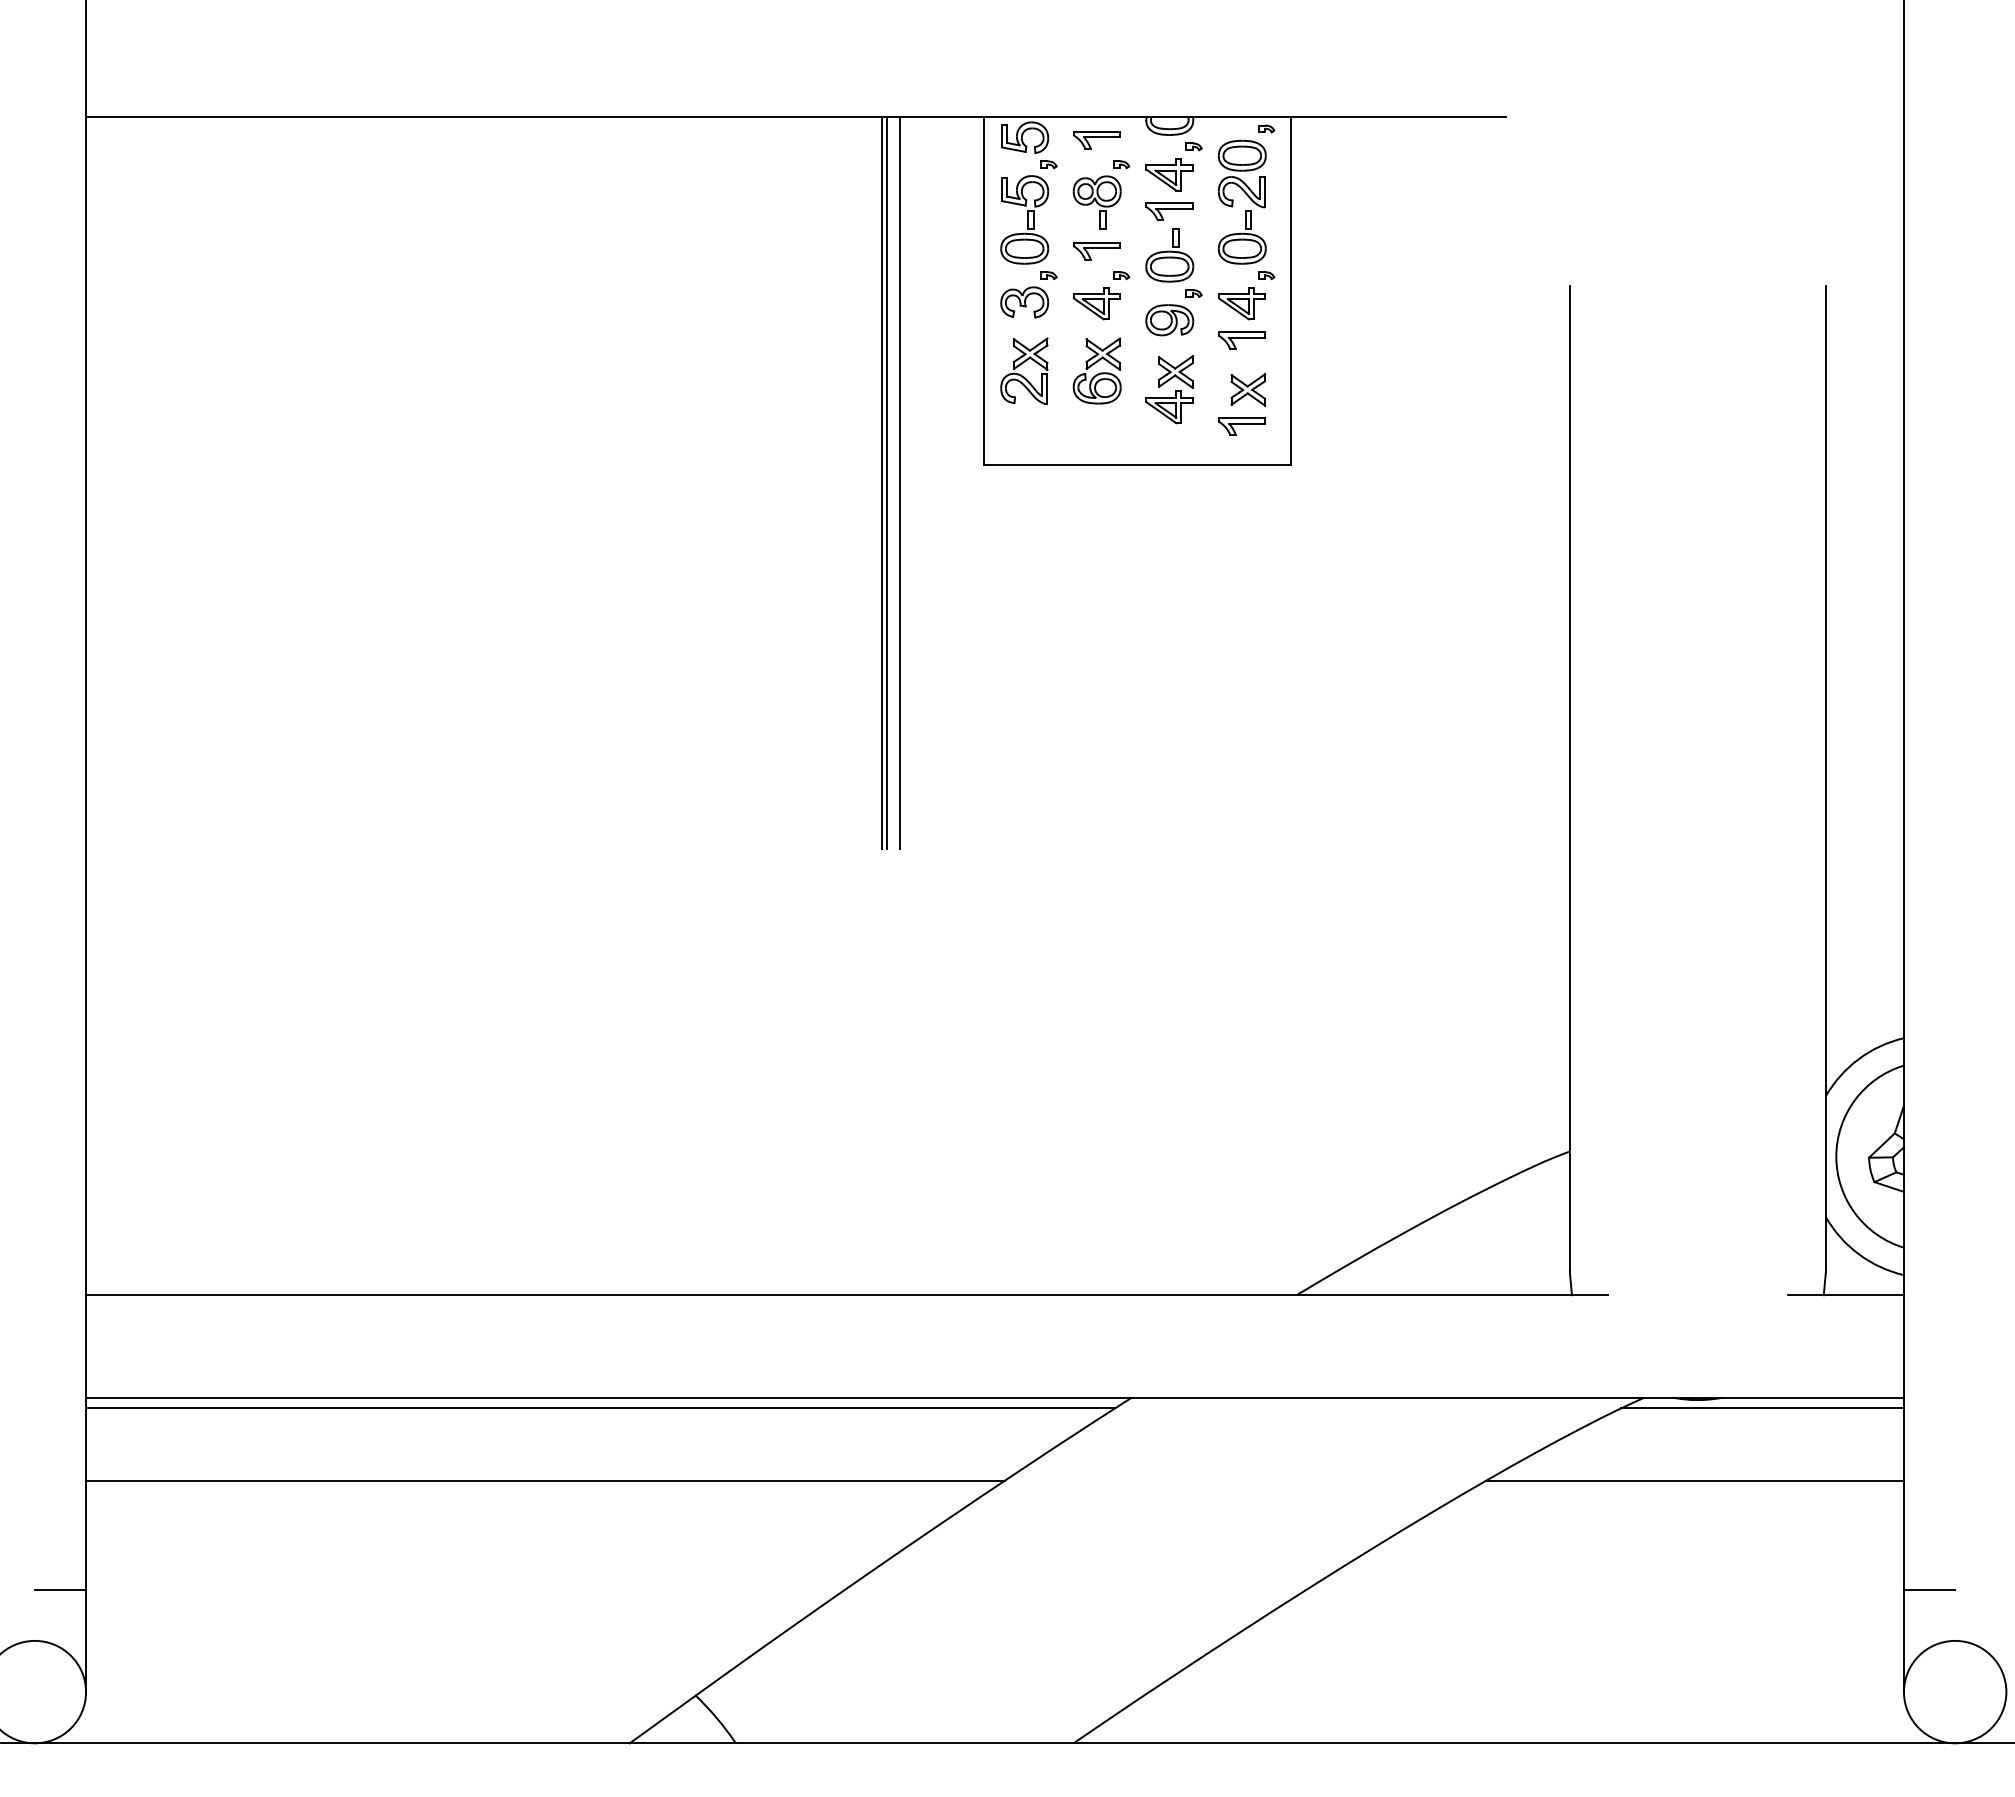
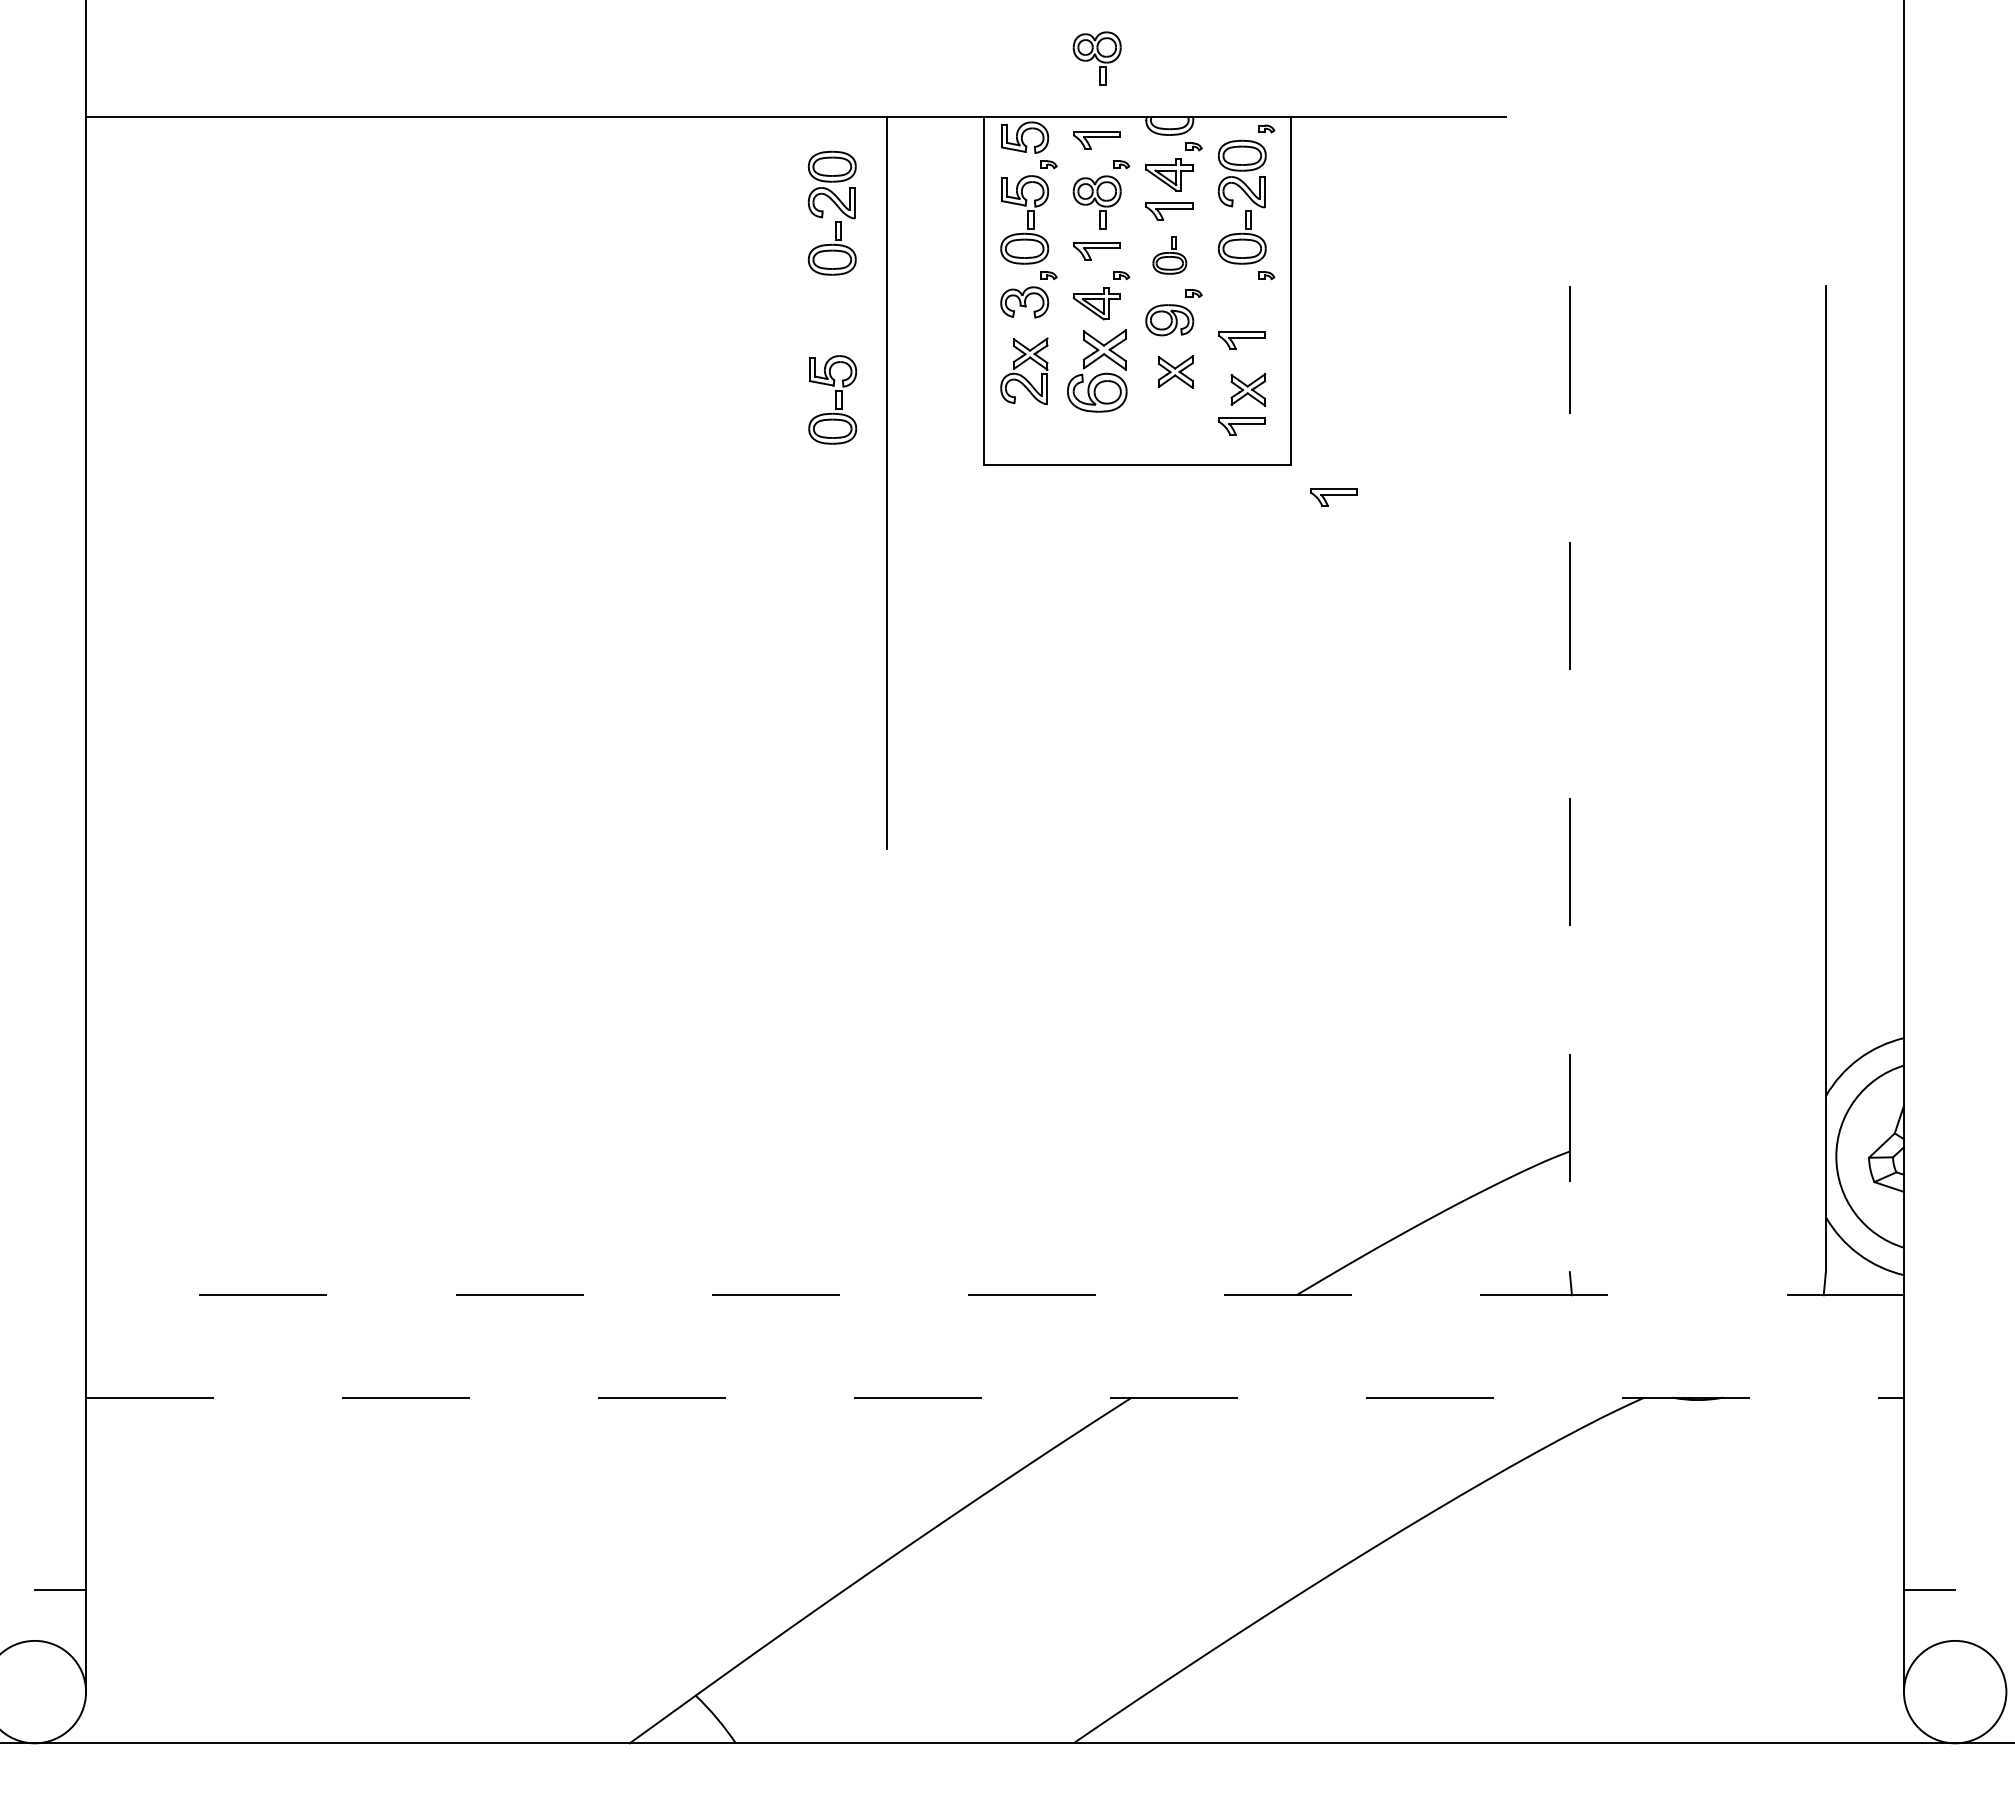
part: none -> present (1096, 58)
part: none -> present (836, 206)
part size: 50x55 px -> 36x39 px (1169, 255)
part: present -> none (1241, 303)
part size: 50x68 px -> 61x84 px (1097, 370)
part: none -> present (832, 399)
part: present -> none (1169, 407)
line: present -> none (881, 483)
line: present -> none (900, 483)
part: none -> present (1333, 497)
line: solid -> dashed (1569, 779)
line: solid -> dashed (846, 1295)
line: solid -> dashed (995, 1397)
line: present -> none (600, 1408)
line: present -> none (1762, 1408)
line: present -> none (545, 1480)
line: present -> none (1694, 1480)
